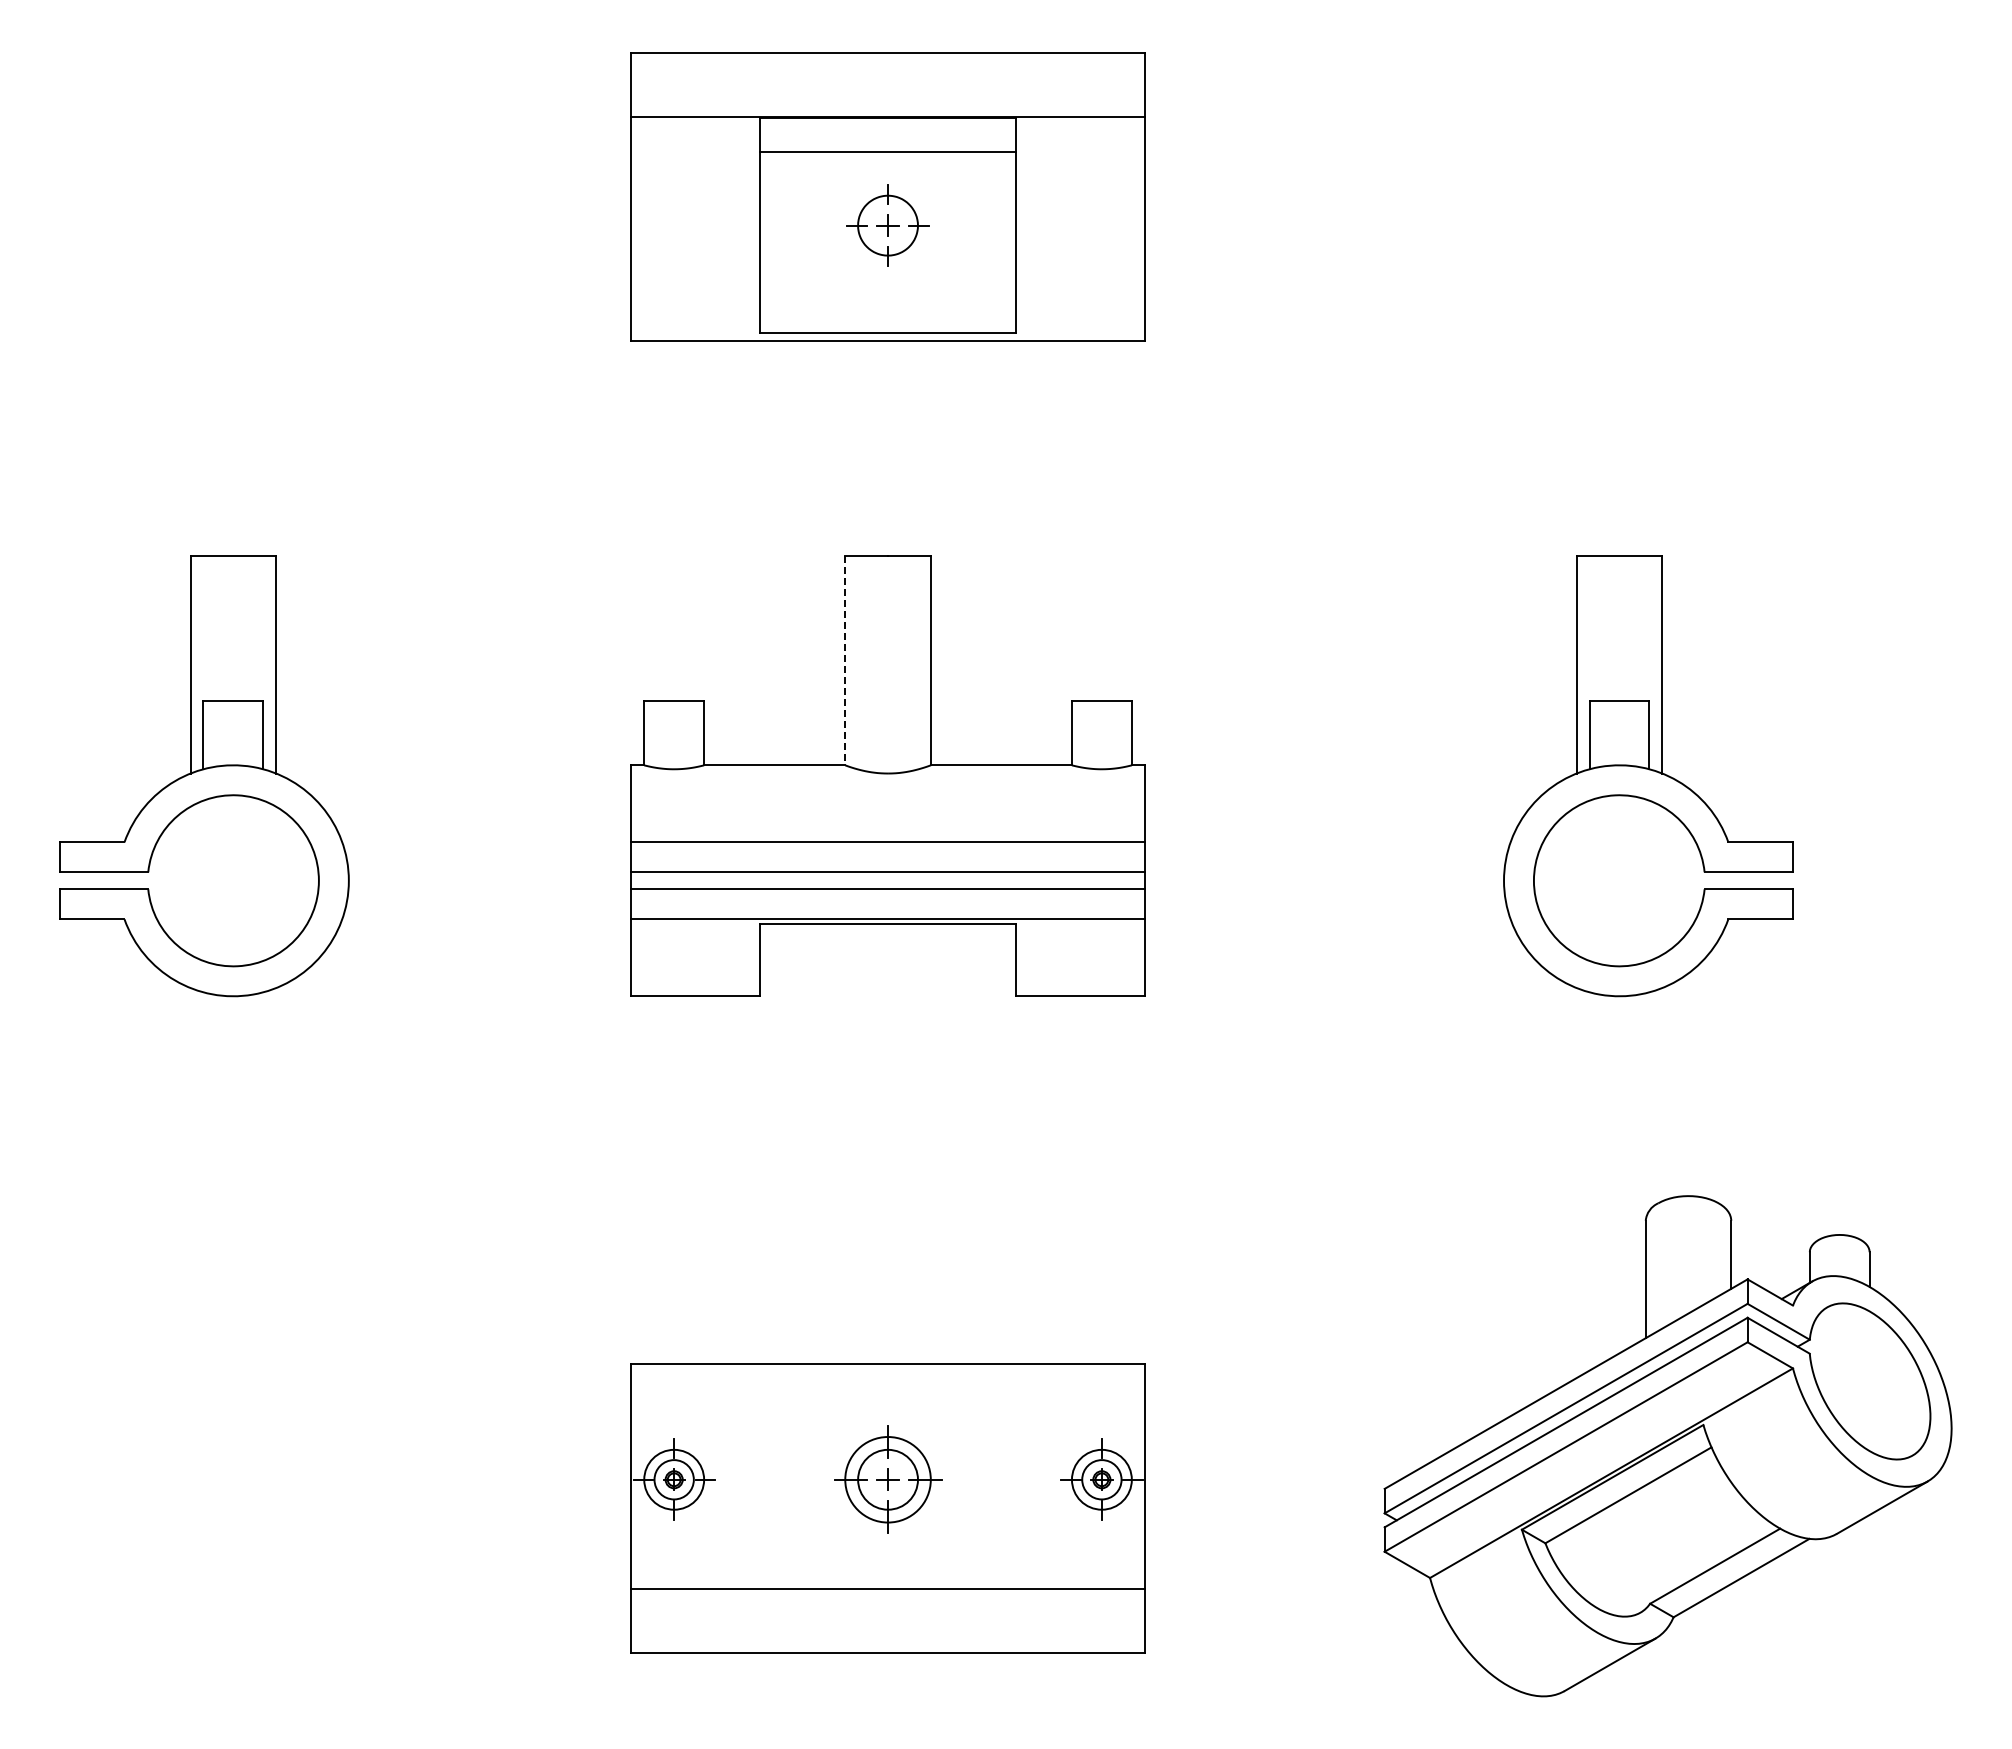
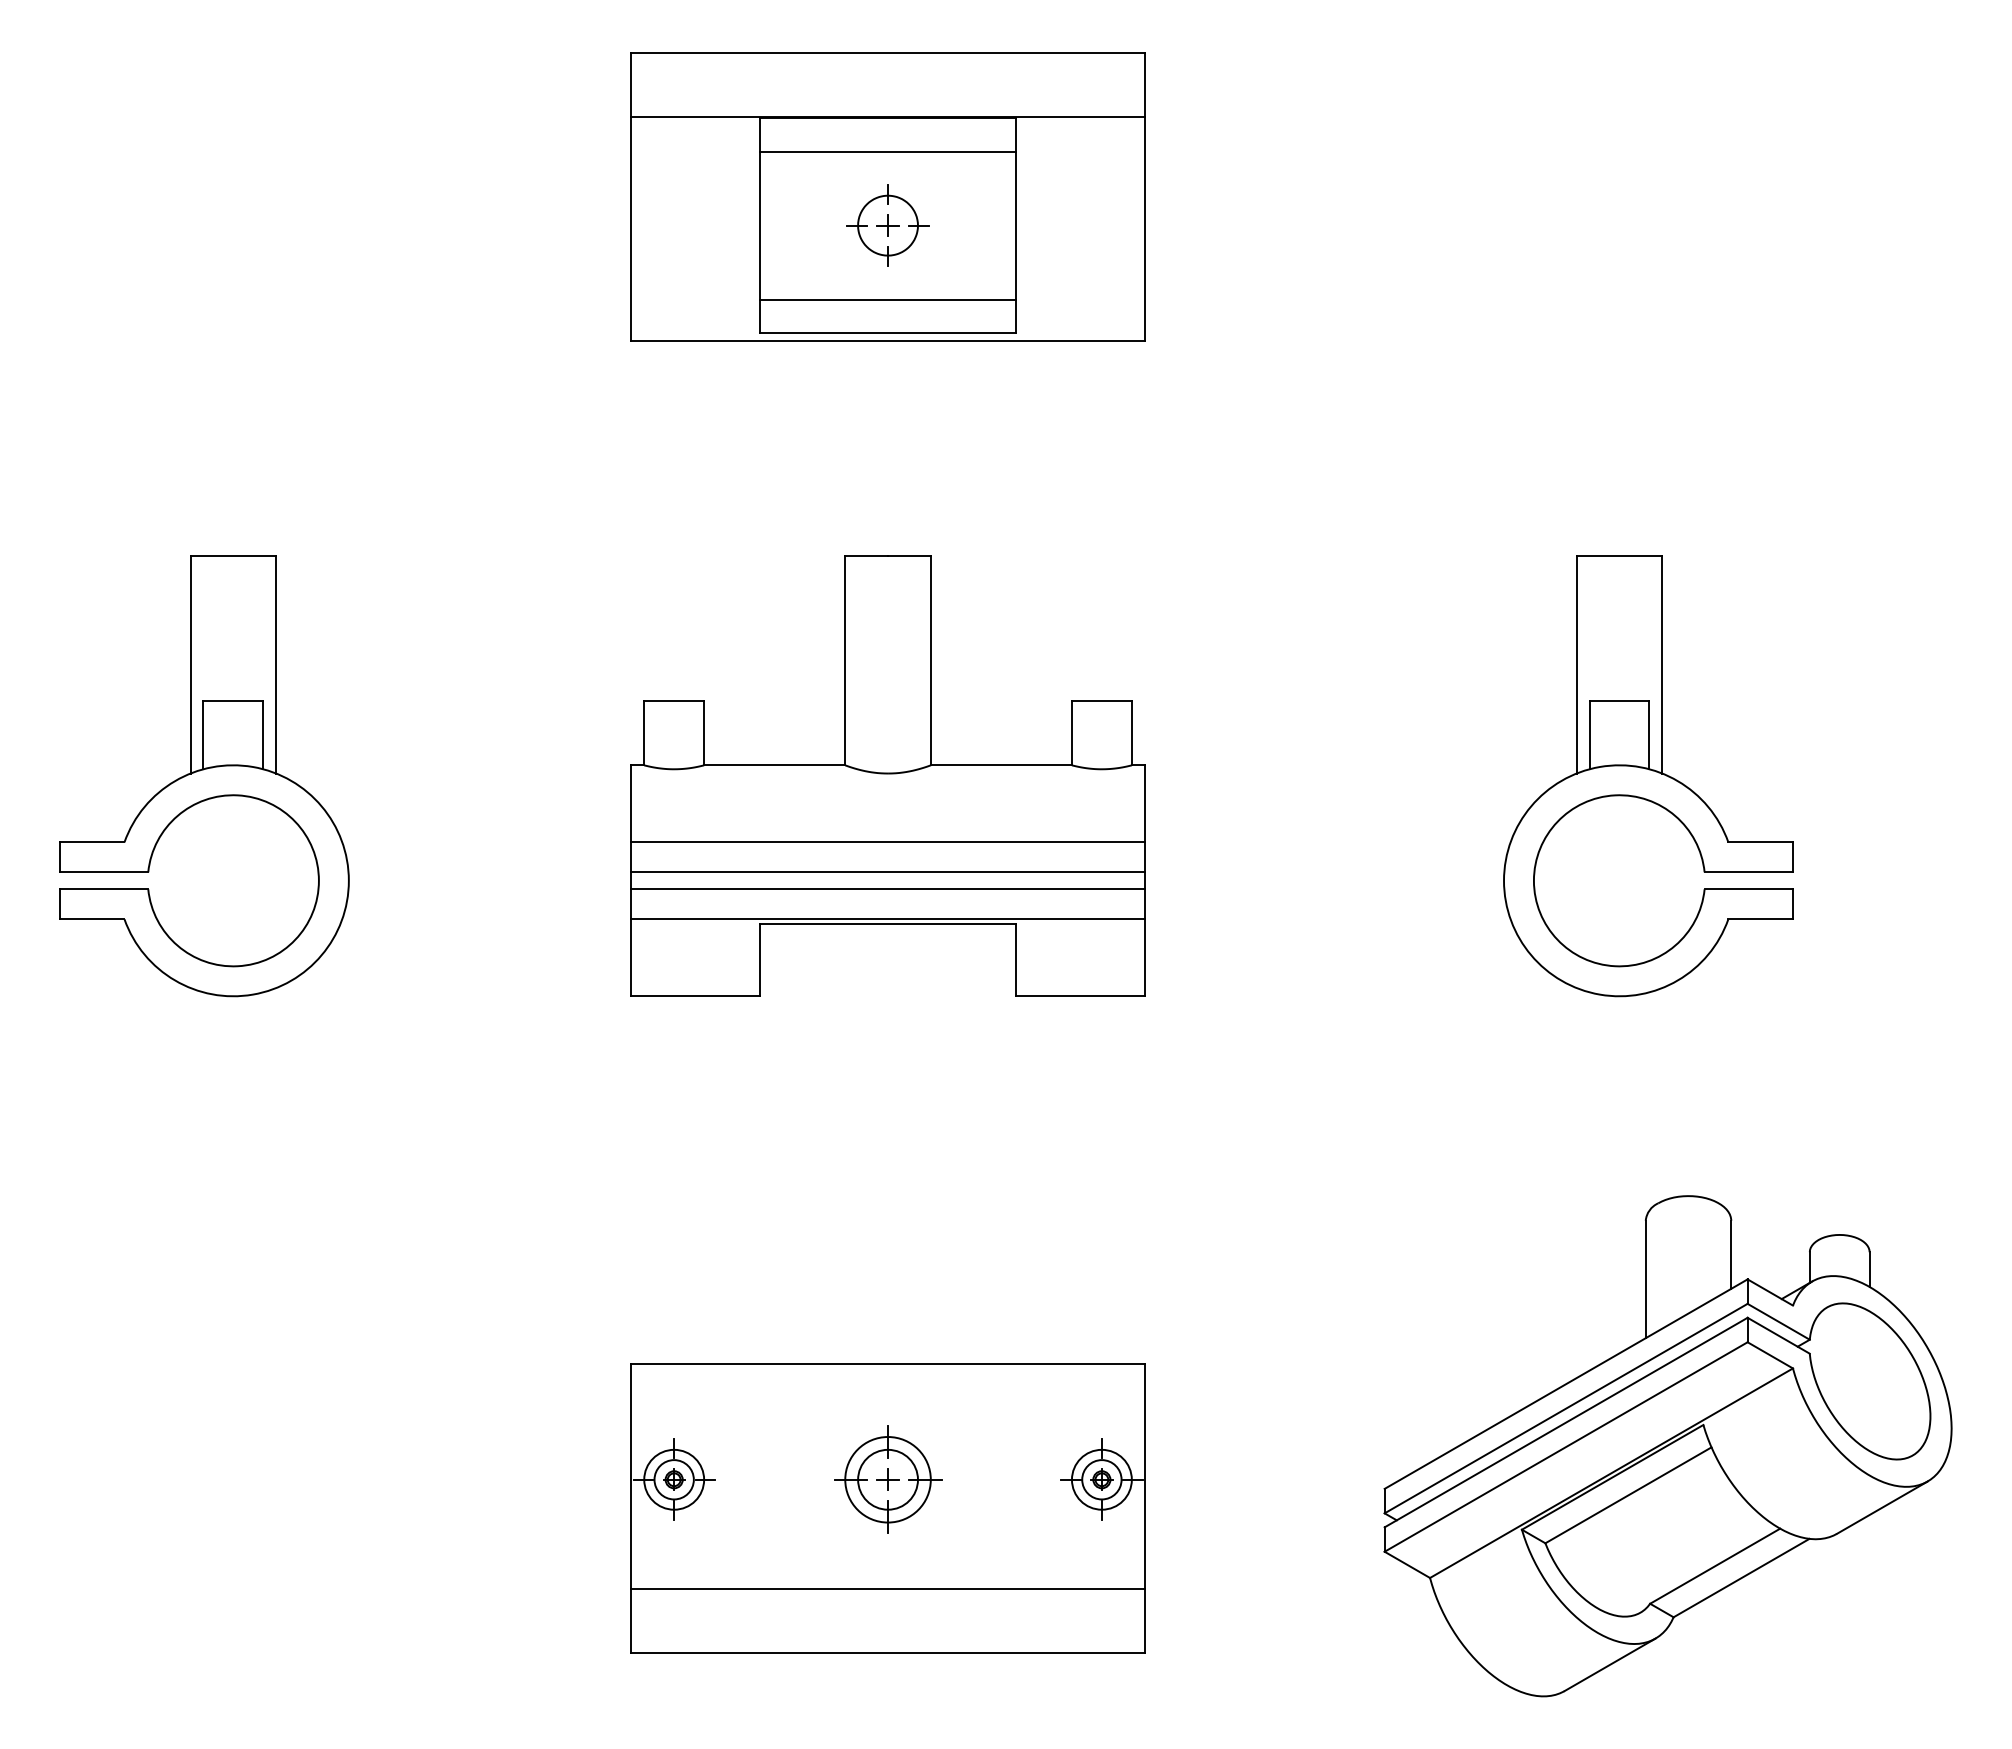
line: none -> present (887, 299)
line: dashed -> solid (845, 660)
